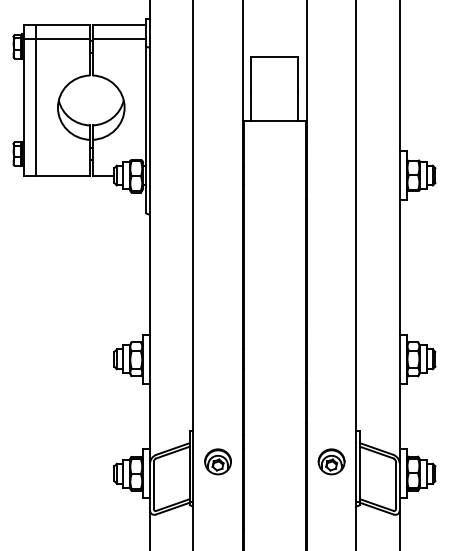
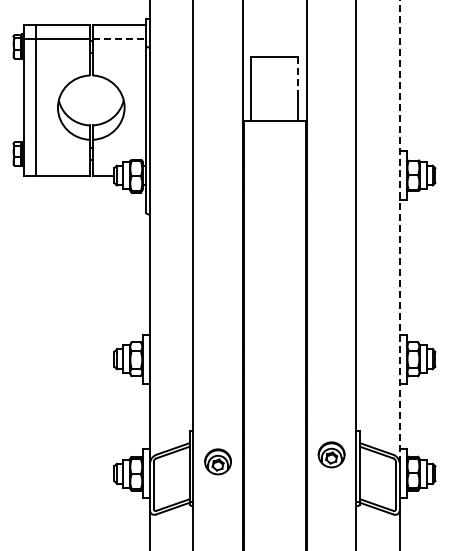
line: solid -> dashed (119, 39)
line: solid -> dashed (298, 73)
line: solid -> dashed (399, 231)
part position: (331, 461) -> (331, 454) (331, 454)
